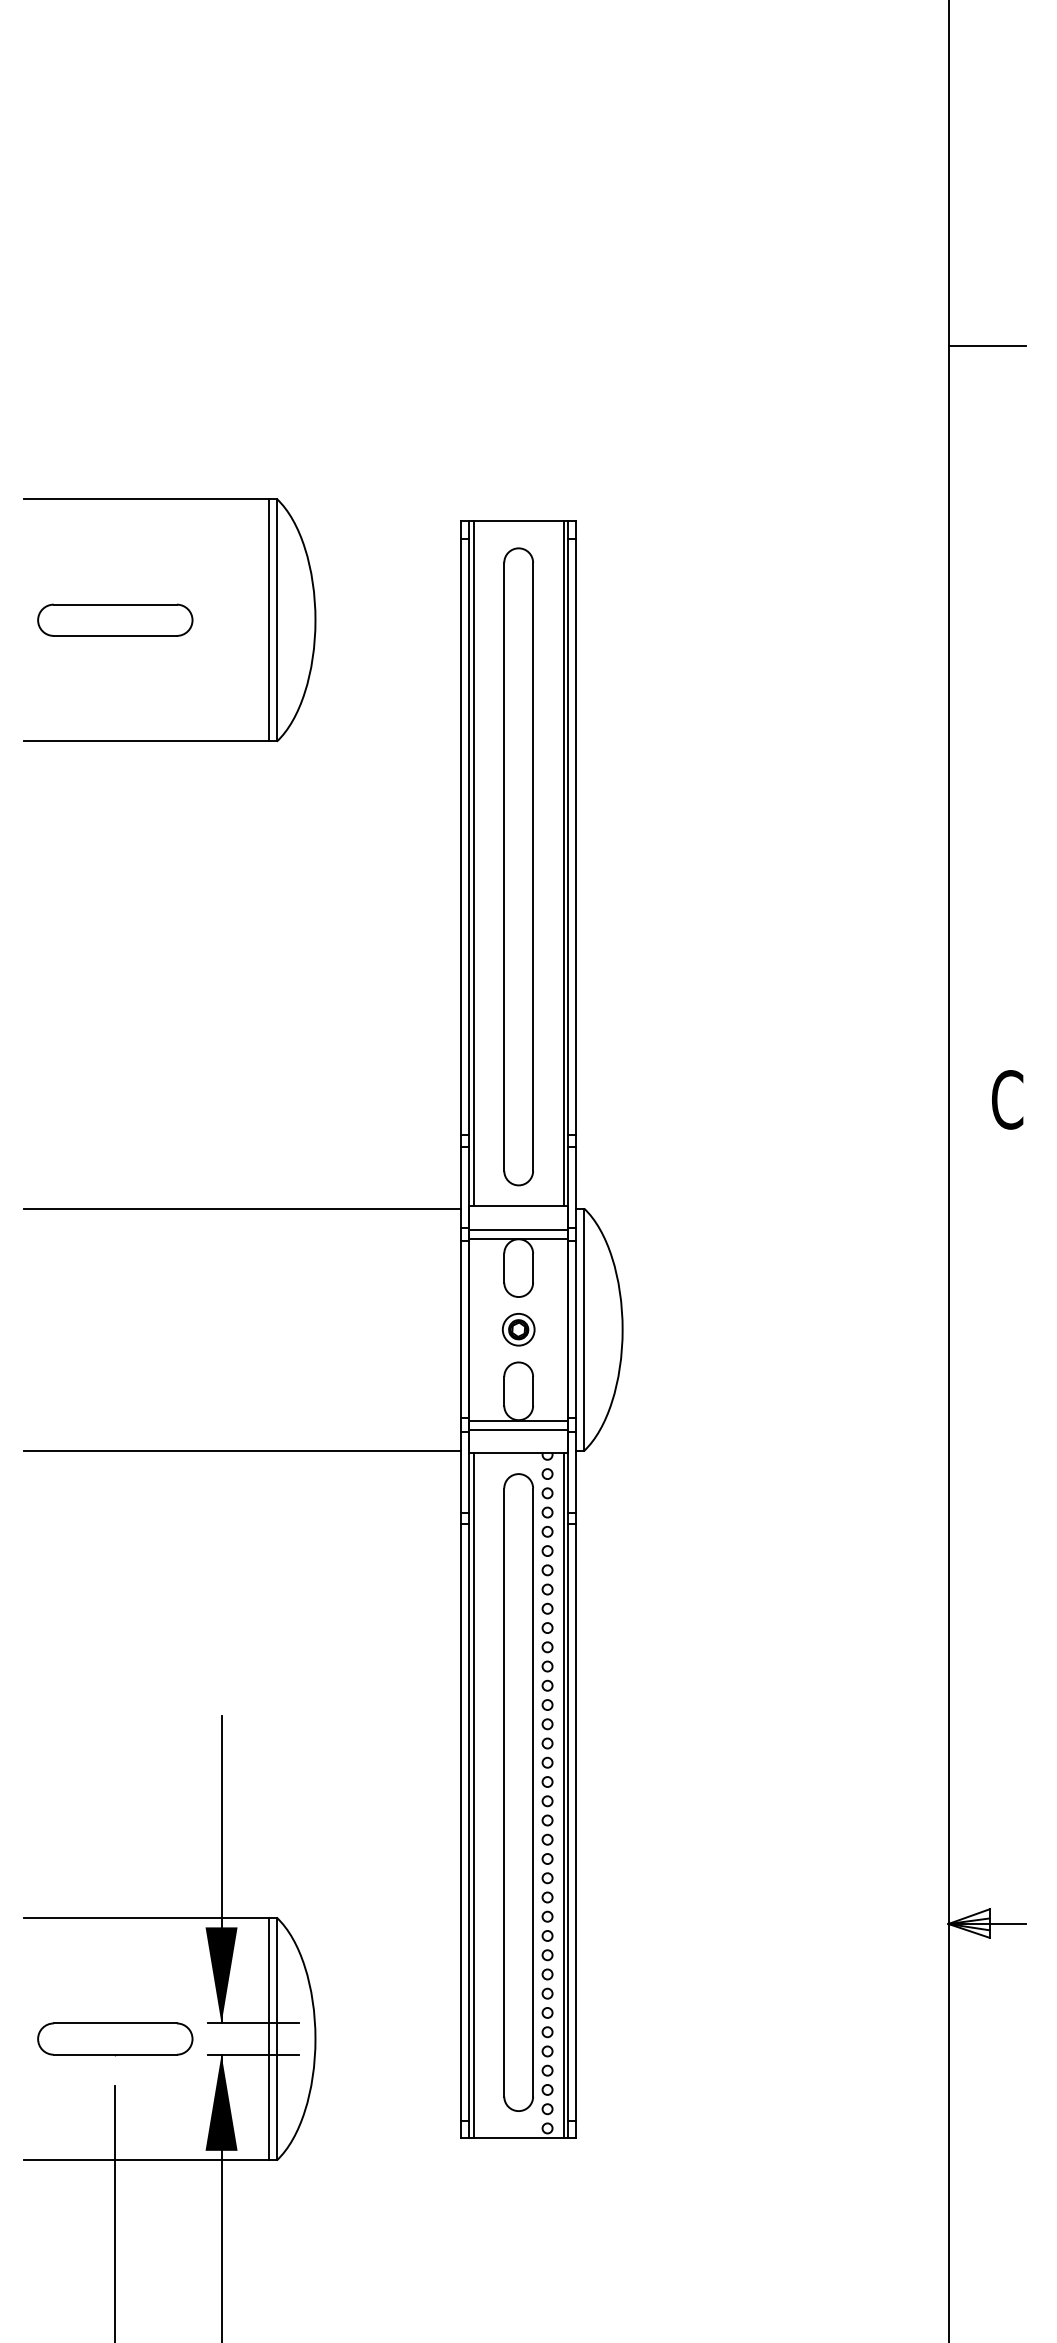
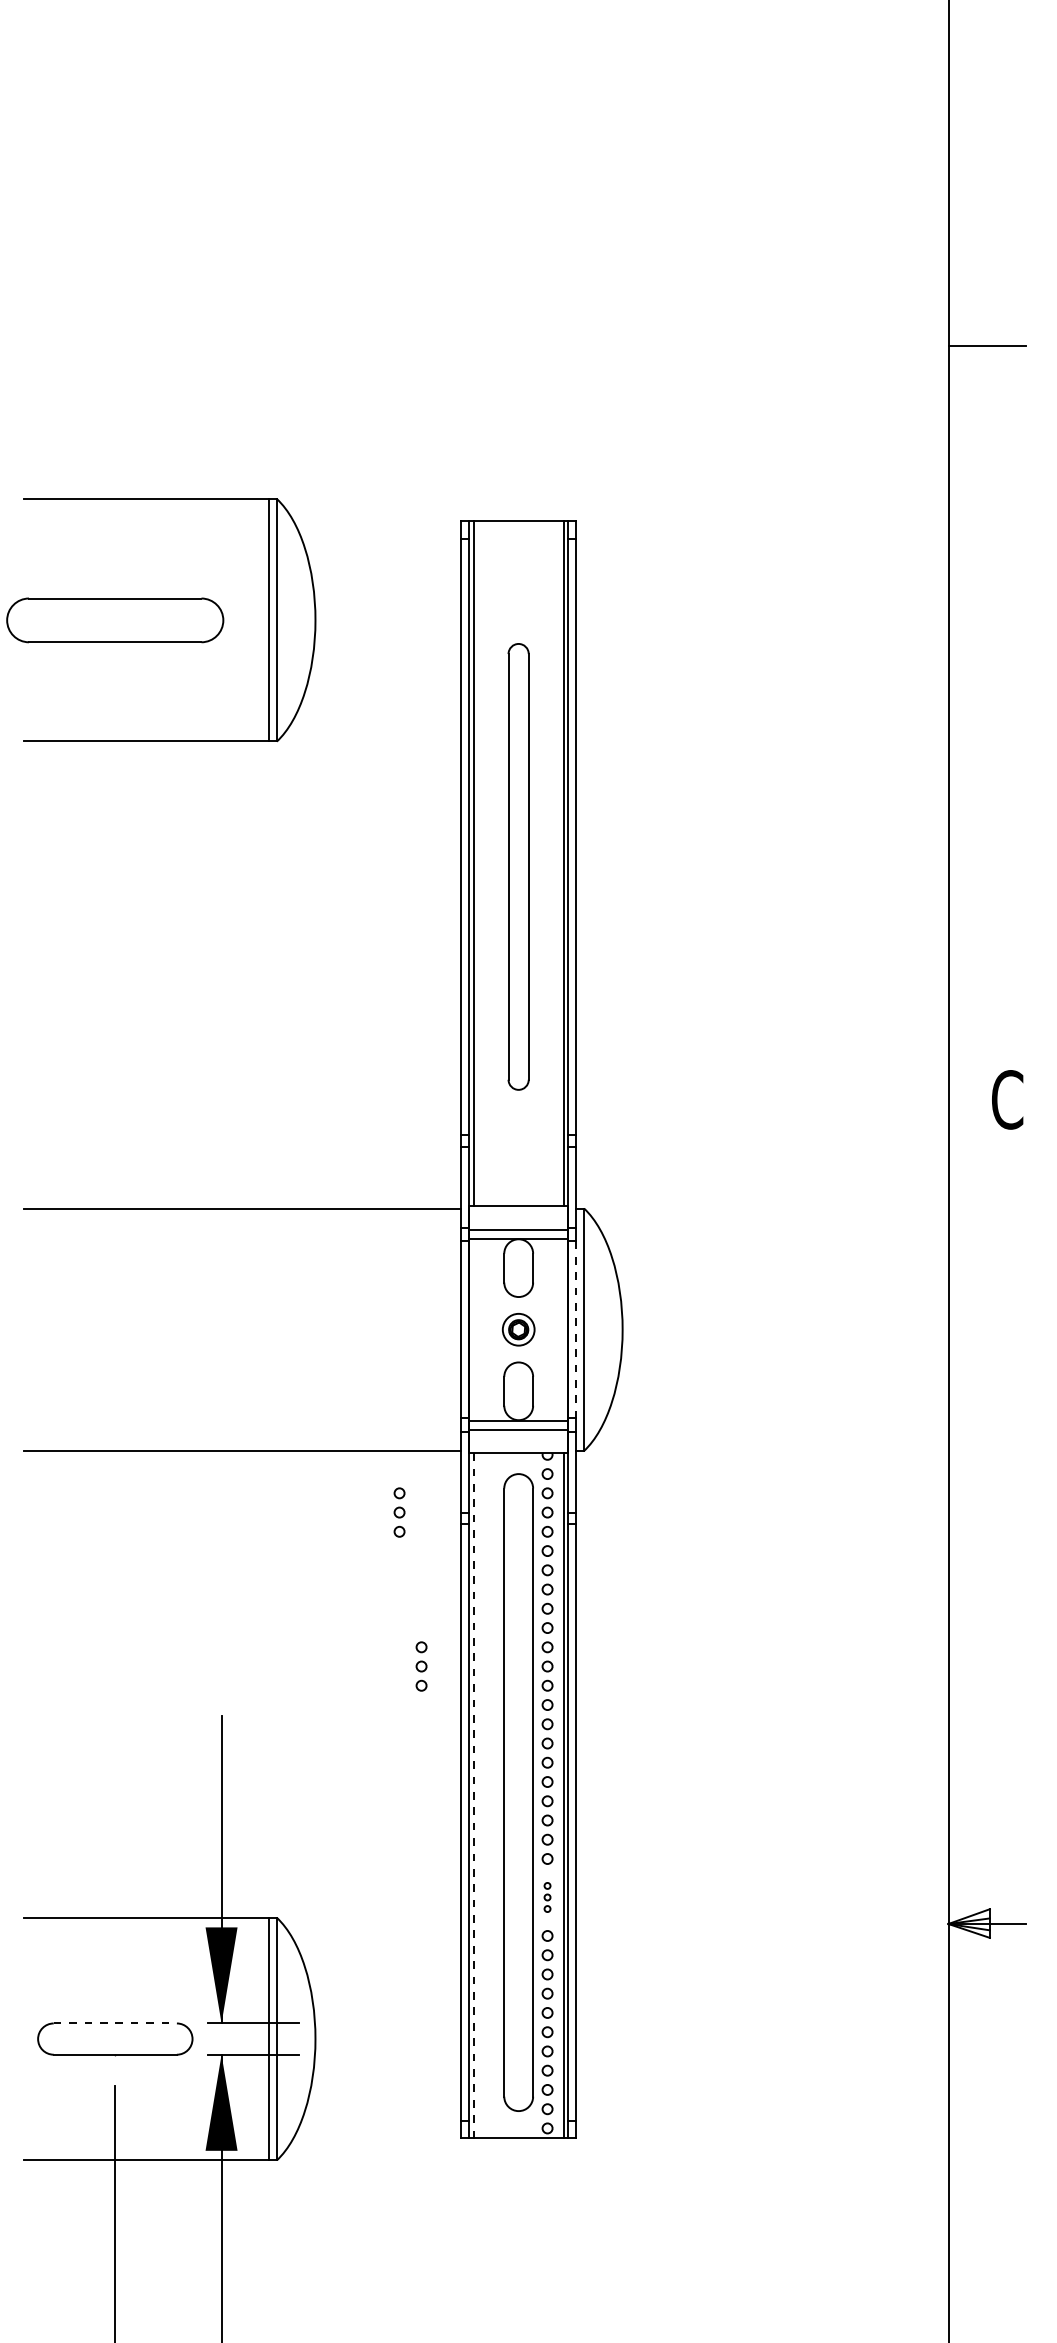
part size: 157x34 px -> 219x47 px (115, 620)
part size: 31x640 px -> 23x448 px (518, 866)
line: solid -> dashed (576, 1330)
part: none -> present (399, 1512)
part: none -> present (421, 1666)
line: solid -> dashed (473, 1796)
part size: 13x51 px -> 9x31 px (547, 1897)
line: solid -> dashed (115, 2023)
